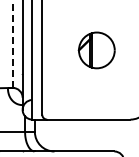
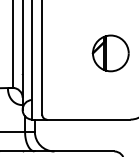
line: dashed -> solid (12, 43)
part position: (96, 50) -> (110, 53) (110, 53)
